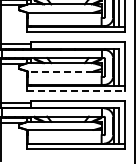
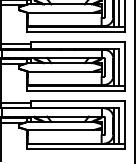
line: dashed -> solid (60, 71)
line: dashed -> solid (76, 90)
